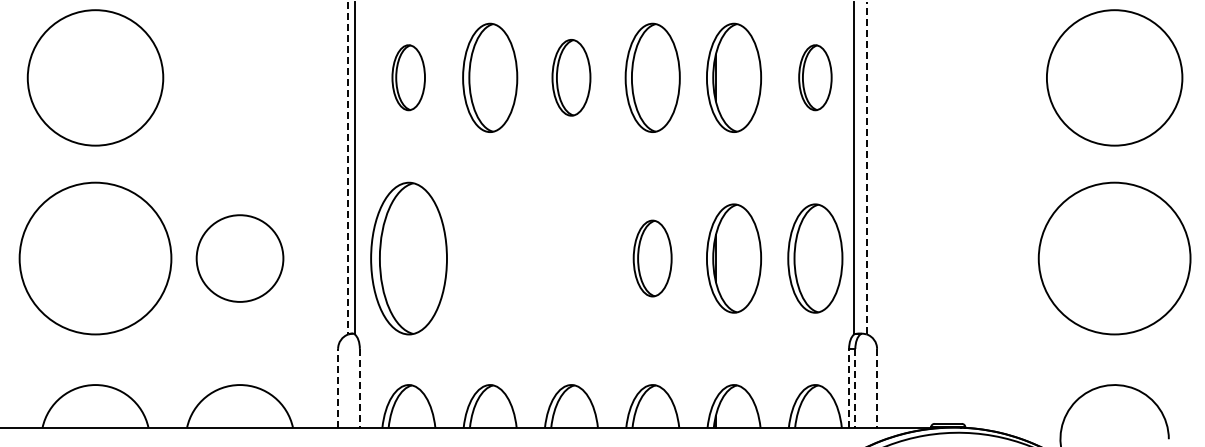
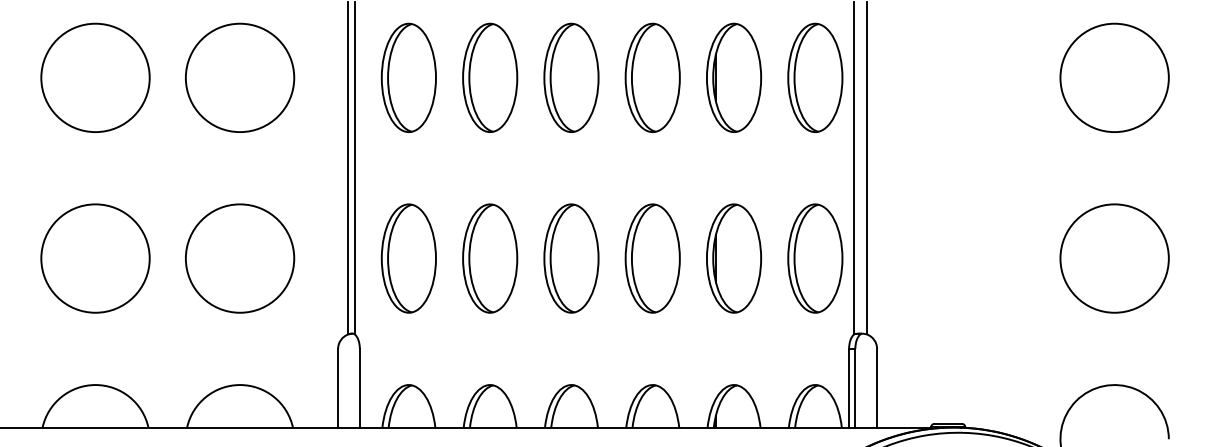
circle diameter: 135 px -> 108 px (95, 77)
circle: none -> present (240, 77)
part size: 35x68 px -> 57x111 px (408, 77)
part size: 41x78 px -> 57x111 px (571, 77)
part size: 35x68 px -> 57x111 px (815, 77)
circle diameter: 135 px -> 108 px (1114, 77)
line: dashed -> solid (866, 167)
line: dashed -> solid (348, 168)
circle diameter: 152 px -> 108 px (95, 258)
circle diameter: 87 px -> 108 px (239, 258)
part size: 78x155 px -> 57x111 px (408, 258)
part: none -> present (490, 258)
part: none -> present (571, 258)
part size: 41x79 px -> 57x111 px (652, 258)
circle diameter: 152 px -> 108 px (1114, 258)
line: dashed -> solid (338, 387)
line: dashed -> solid (849, 387)
line: dashed -> solid (359, 388)
line: dashed -> solid (855, 388)
line: dashed -> solid (877, 388)
